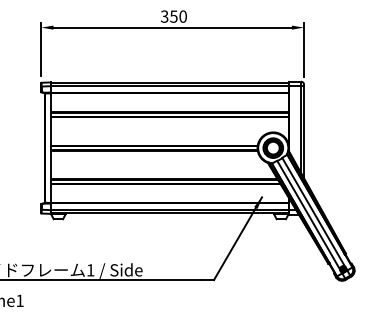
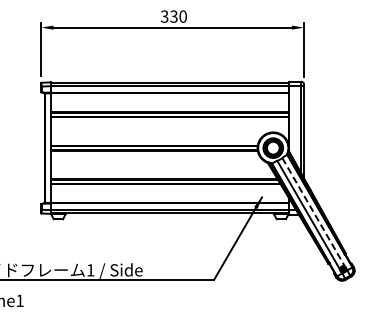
text: 350 -> 330 (173, 15)
line: solid -> dashed (313, 212)
